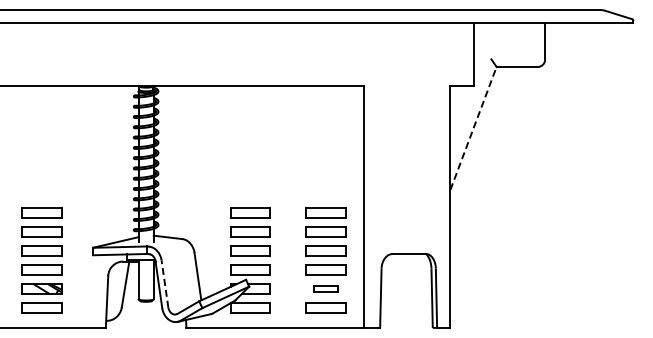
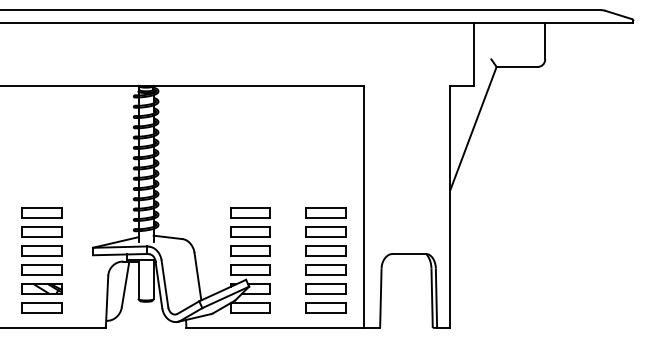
line: dashed -> solid (473, 128)
line: dashed -> solid (164, 284)
part size: 26x8 px -> 42x12 px (325, 288)
